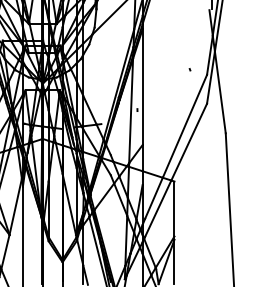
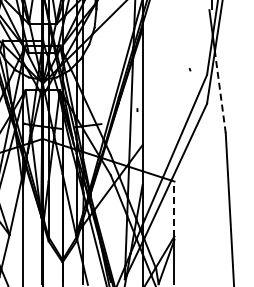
line: solid -> dashed (220, 91)
line: solid -> dashed (174, 208)
